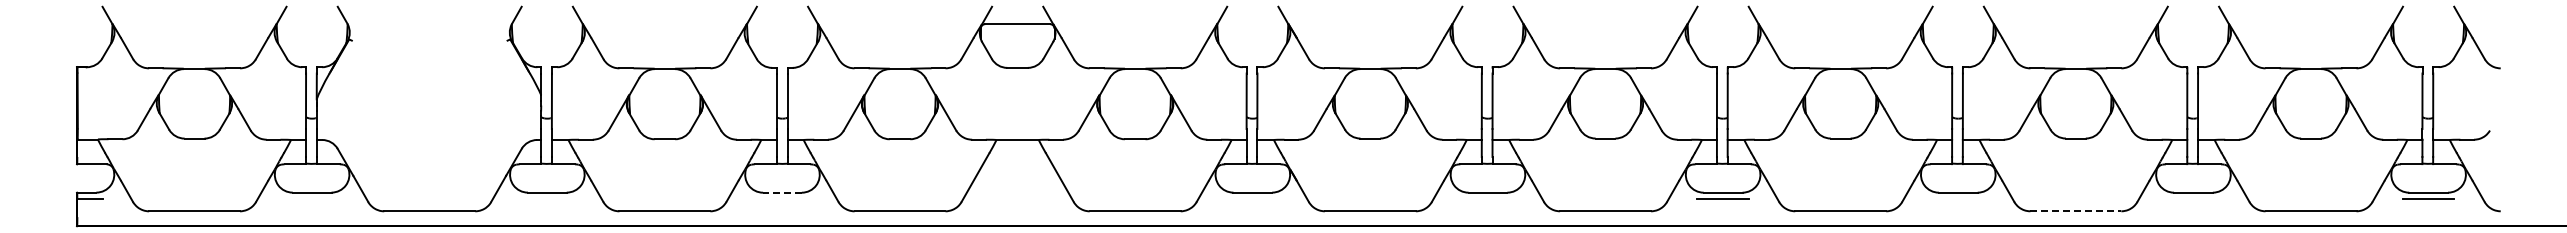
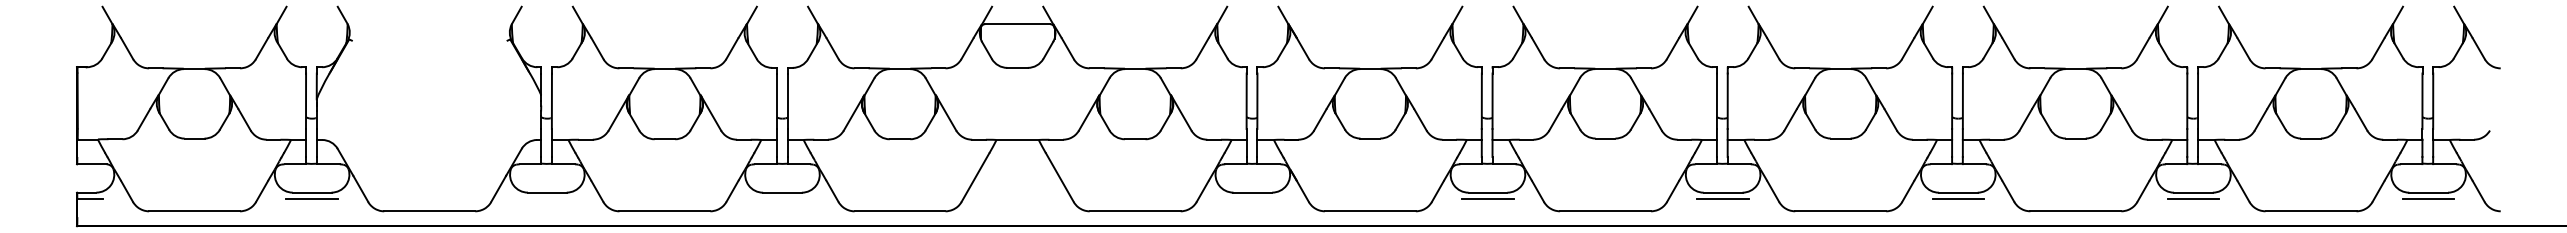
line: dashed -> solid (782, 192)
line: none -> present (311, 199)
line: none -> present (1487, 199)
line: none -> present (1958, 199)
line: none -> present (2193, 199)
line: dashed -> solid (2076, 211)
